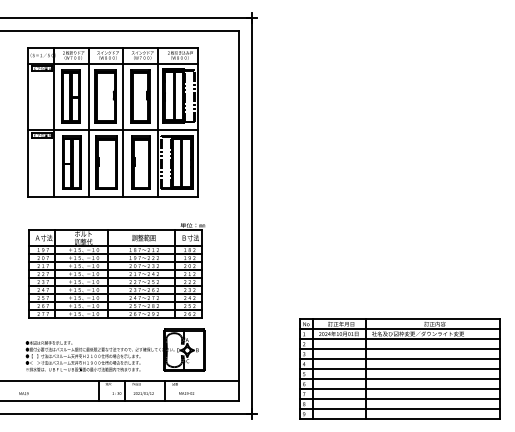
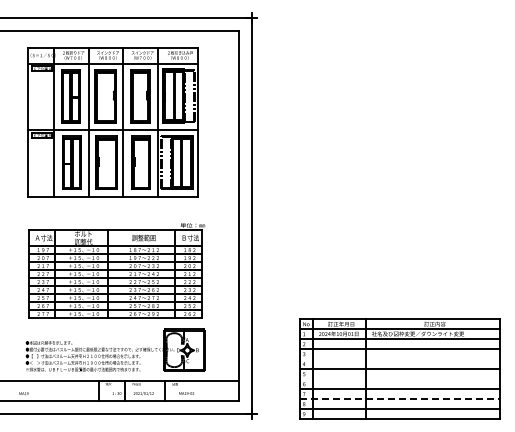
line: present -> none (399, 358)
line: present -> none (399, 378)
line: solid -> dashed (399, 398)
